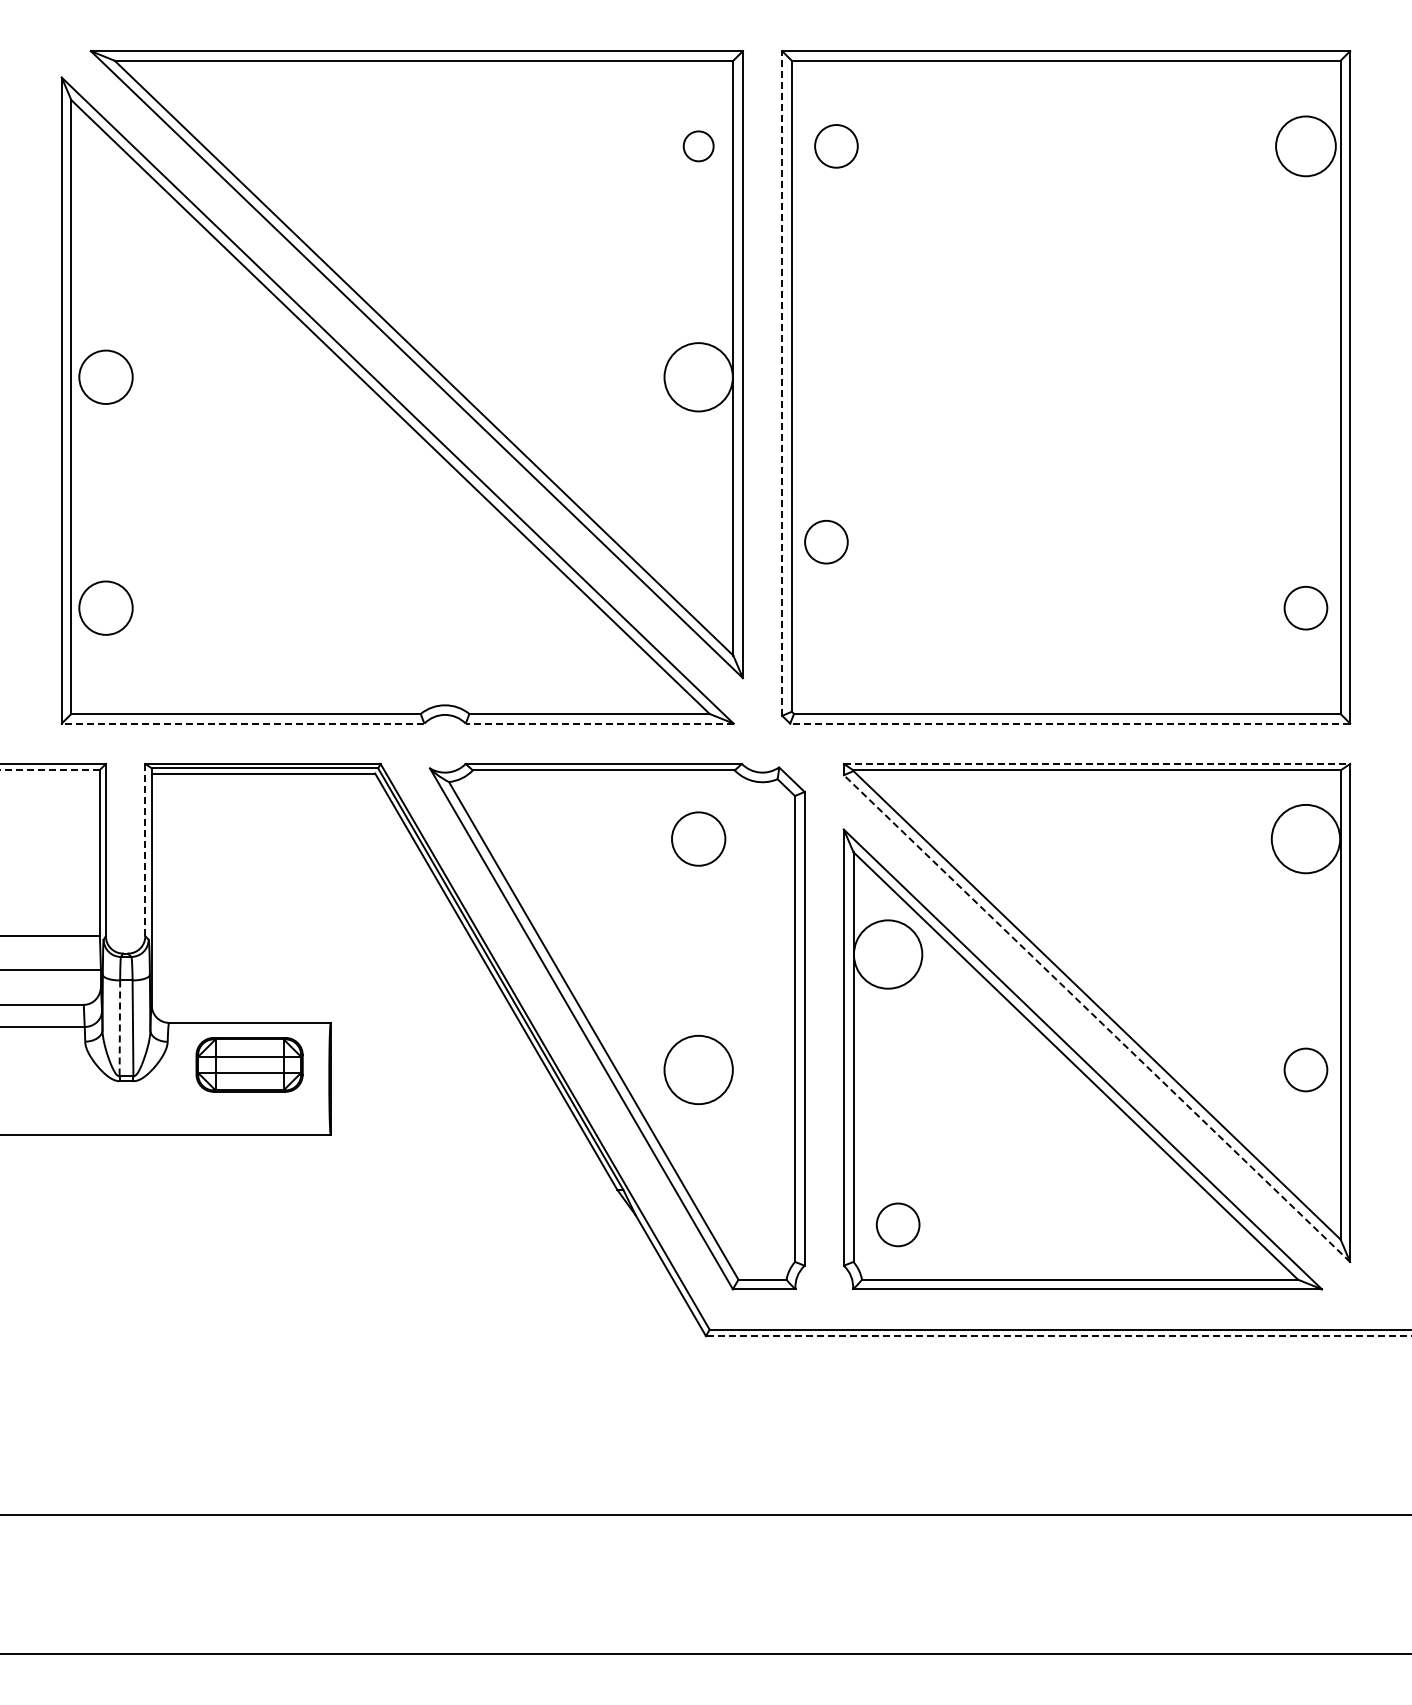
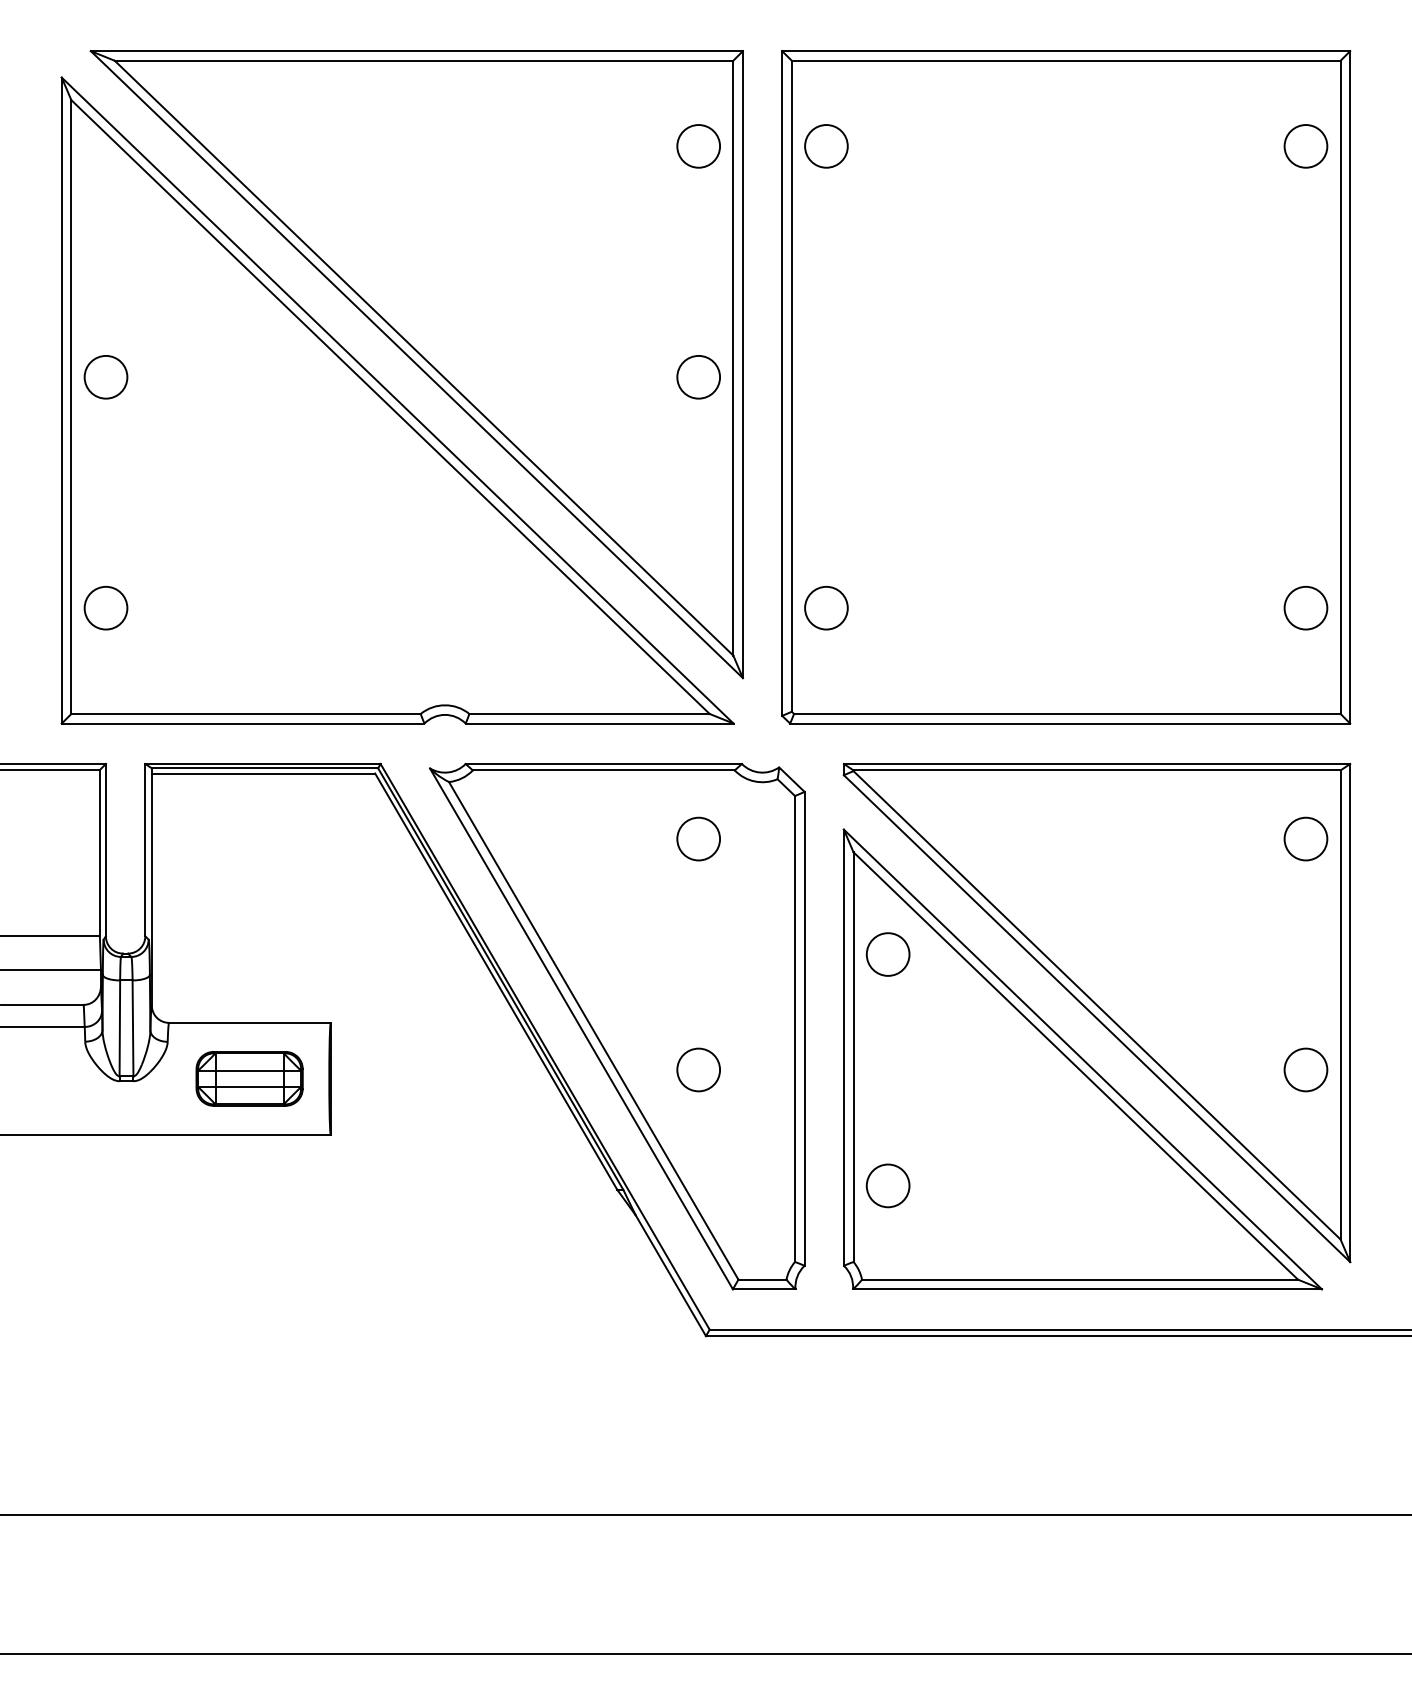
circle diameter: 30 px -> 43 px (698, 146)
circle position: (836, 146) -> (826, 146) (826, 146)
circle diameter: 60 px -> 43 px (1305, 146)
circle diameter: 53 px -> 43 px (105, 376)
circle diameter: 68 px -> 43 px (698, 376)
line: dashed -> solid (782, 383)
circle position: (826, 541) -> (826, 607) (826, 607)
circle diameter: 53 px -> 43 px (105, 607)
line: dashed -> solid (242, 723)
line: dashed -> solid (599, 723)
line: dashed -> solid (1069, 723)
line: dashed -> solid (1097, 763)
line: dashed -> solid (50, 770)
circle diameter: 53 px -> 43 px (698, 838)
circle diameter: 68 px -> 43 px (1305, 838)
line: dashed -> solid (145, 850)
circle diameter: 68 px -> 43 px (887, 954)
line: dashed -> solid (1096, 1018)
line: dashed -> solid (119, 1028)
part position: (249, 1064) -> (249, 1078) (249, 1078)
circle diameter: 68 px -> 43 px (698, 1069)
circle position: (897, 1224) -> (887, 1185) (887, 1185)
line: dashed -> solid (1058, 1336)
